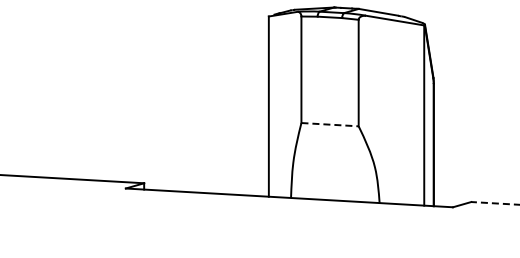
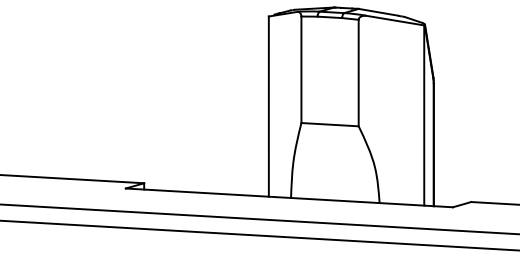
line: dashed -> solid (330, 124)
line: dashed -> solid (495, 203)
line: none -> present (259, 219)
line: none -> present (259, 235)
